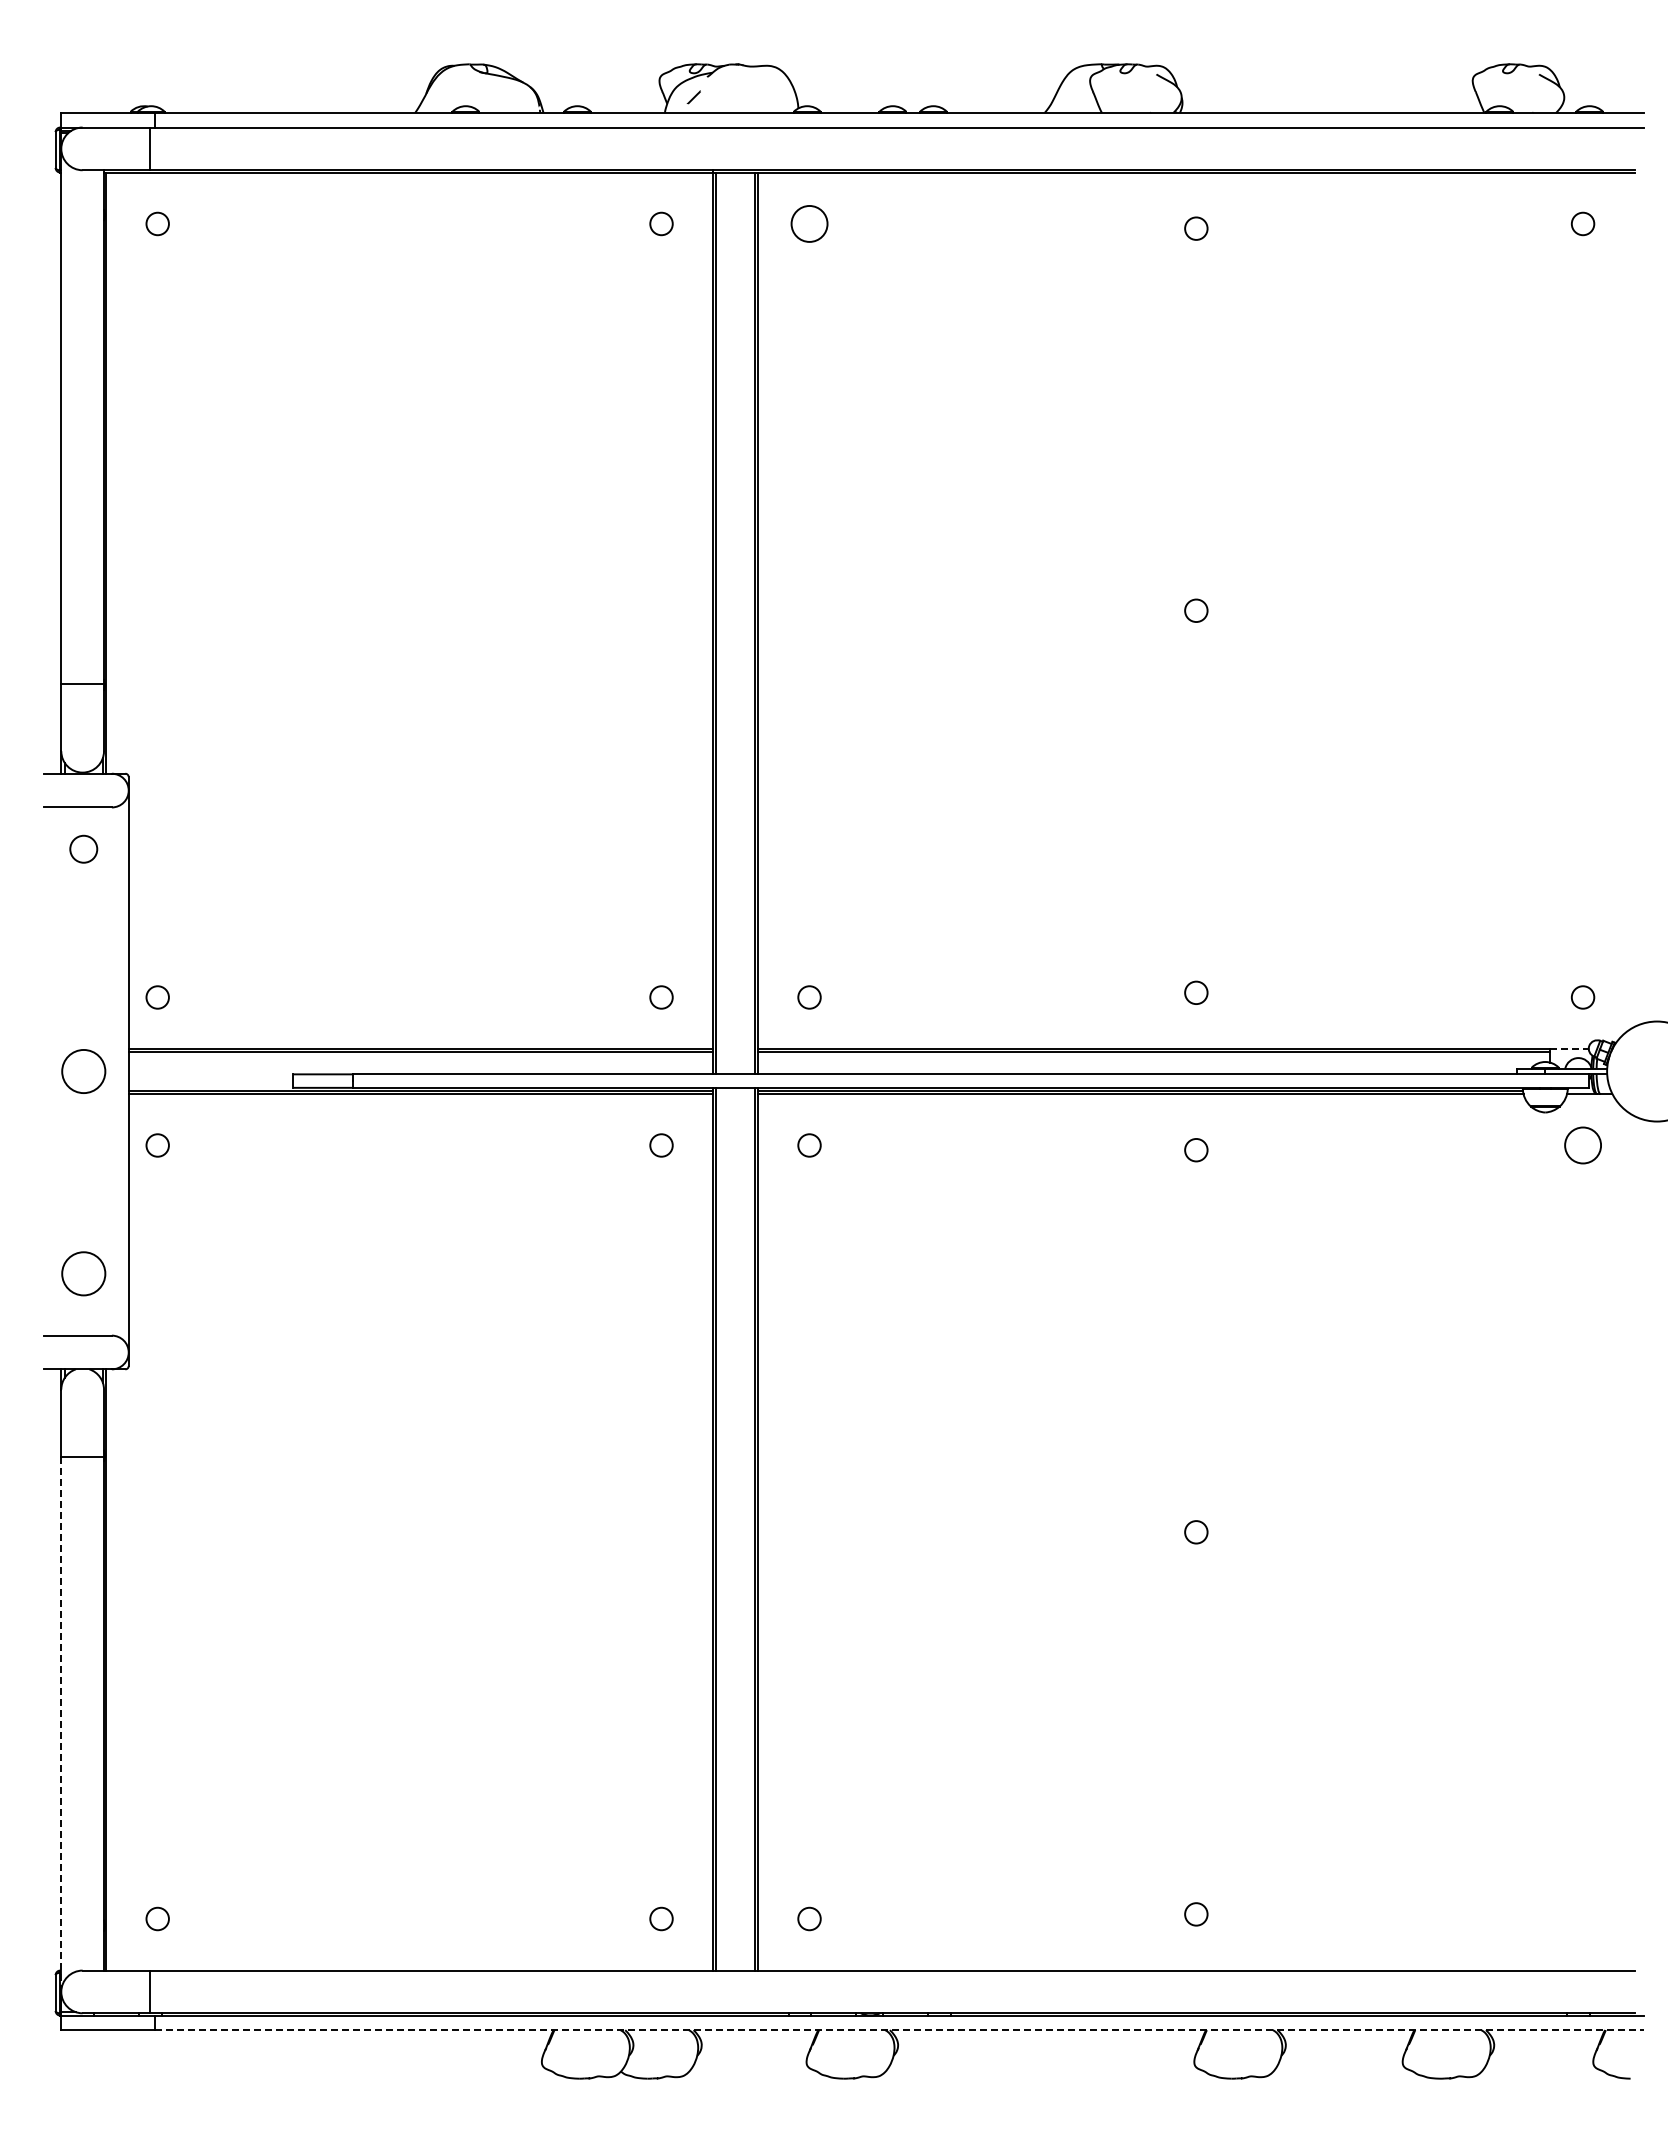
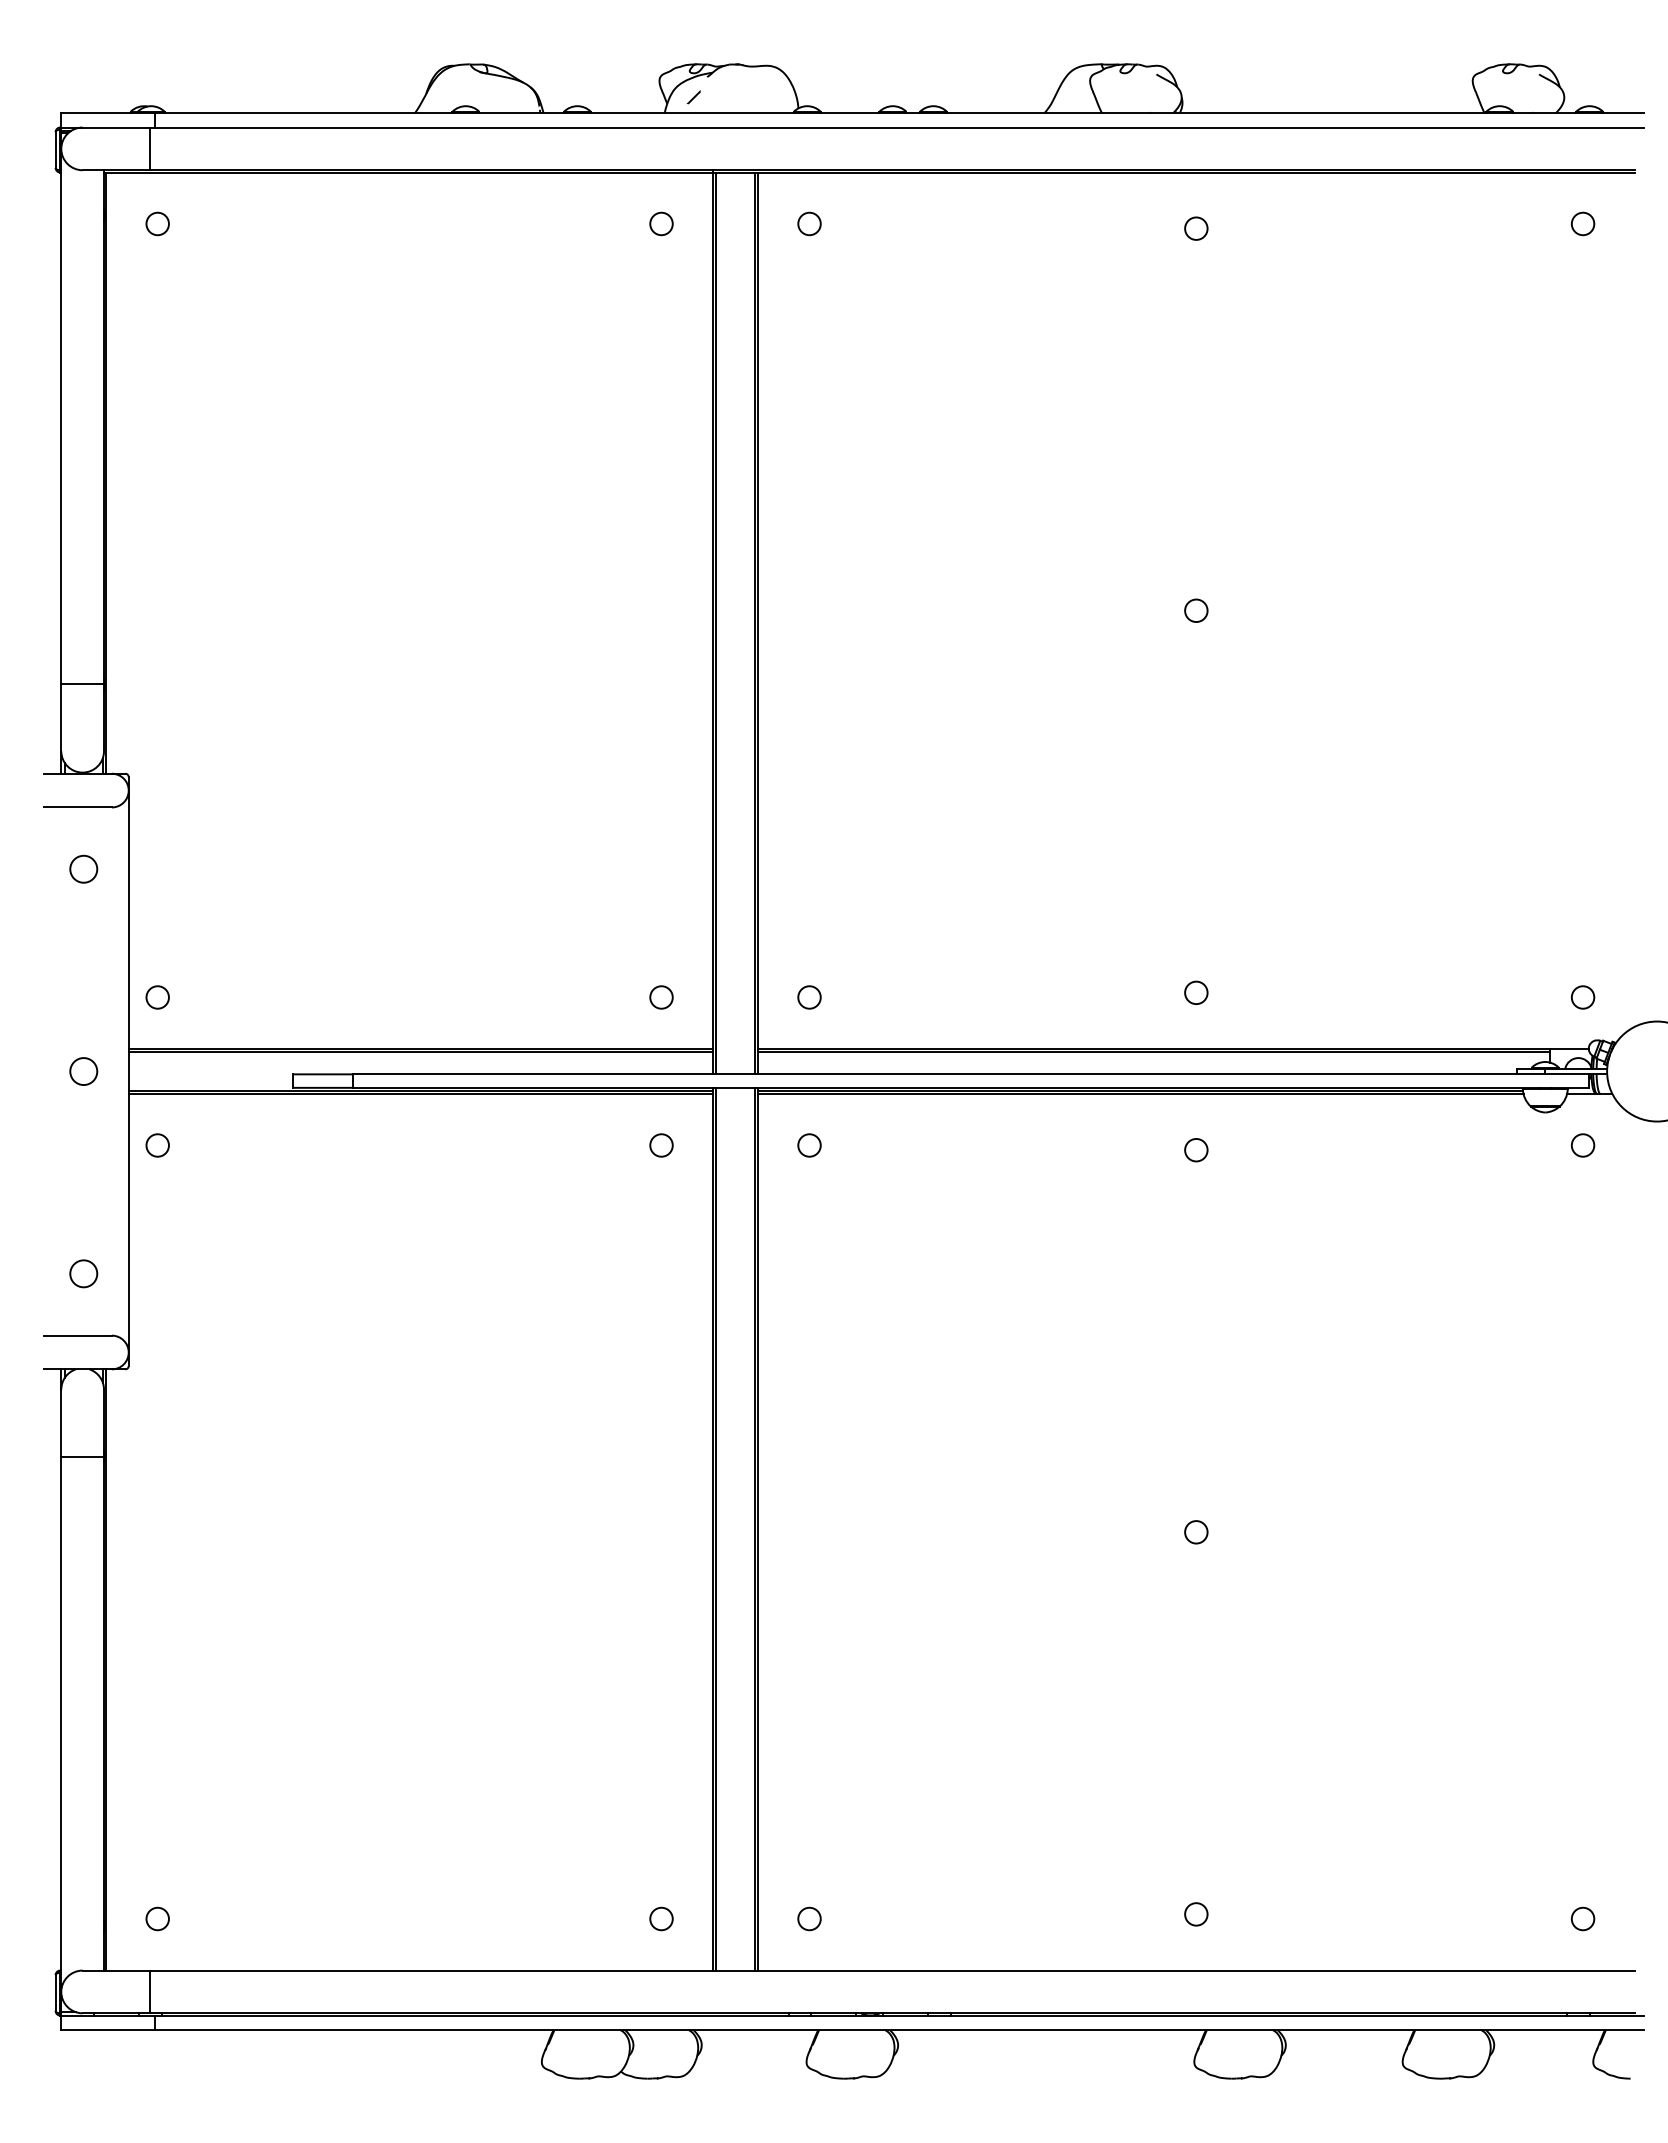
circle size: 39x38 px -> 25x26 px (809, 223)
circle position: (83, 848) -> (83, 868) (83, 868)
line: dashed -> solid (1570, 1049)
circle diameter: 43 px -> 27 px (83, 1071)
circle size: 38x39 px -> 26x25 px (1582, 1145)
circle diameter: 43 px -> 27 px (83, 1273)
line: dashed -> solid (61, 1724)
circle: none -> present (1583, 1918)
line: dashed -> solid (899, 2030)
